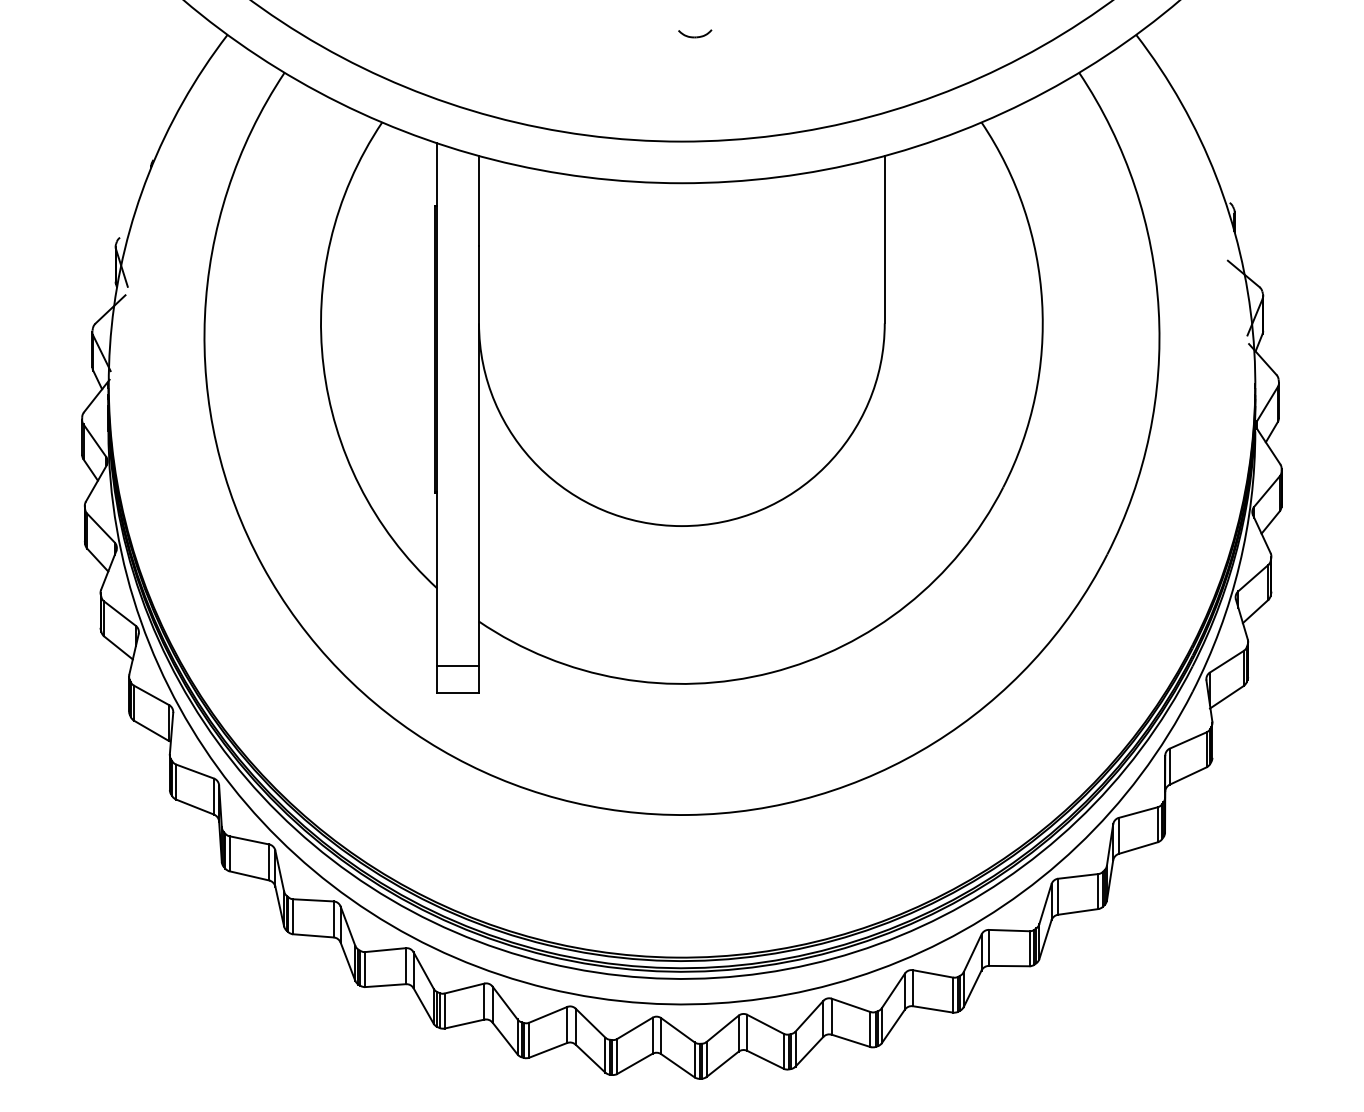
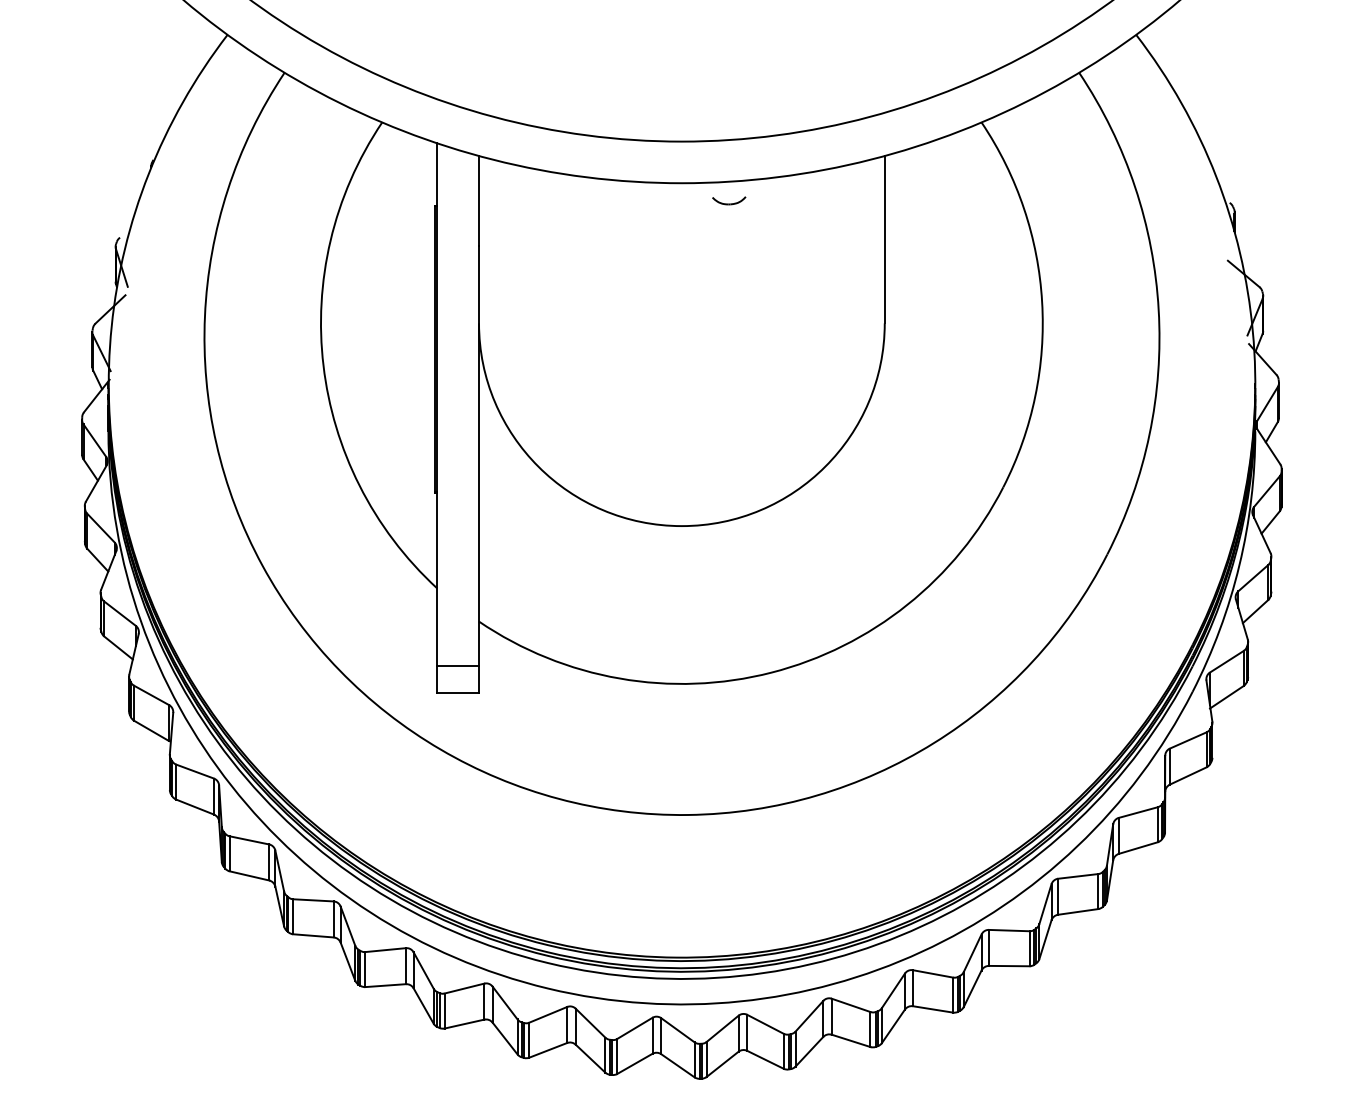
part position: (695, 33) -> (729, 200) (729, 200)
